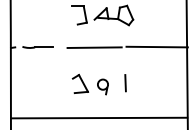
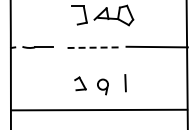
line: solid -> dashed (95, 47)
part size: 19x21 px -> 13x16 px (80, 83)
line position: (99, 117) -> (99, 109) (99, 109)
